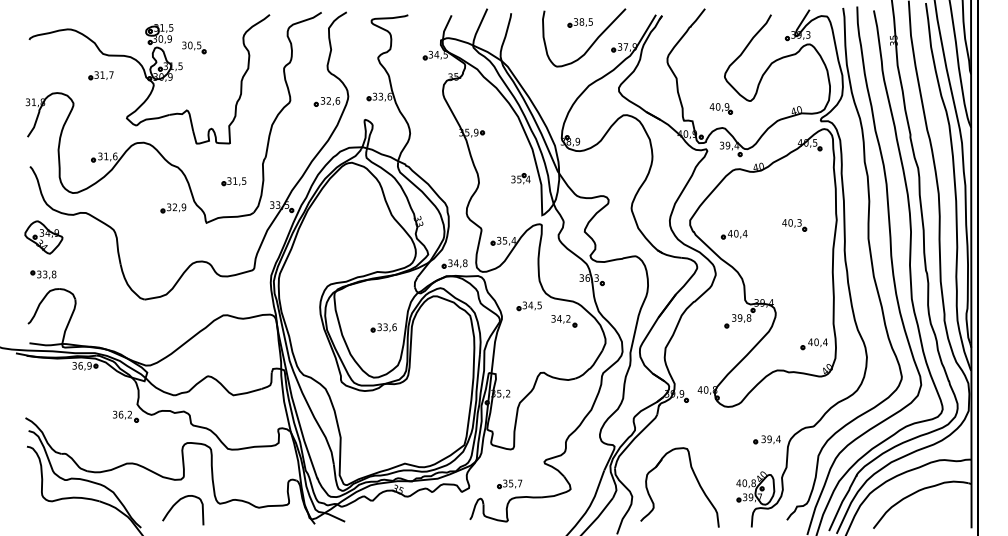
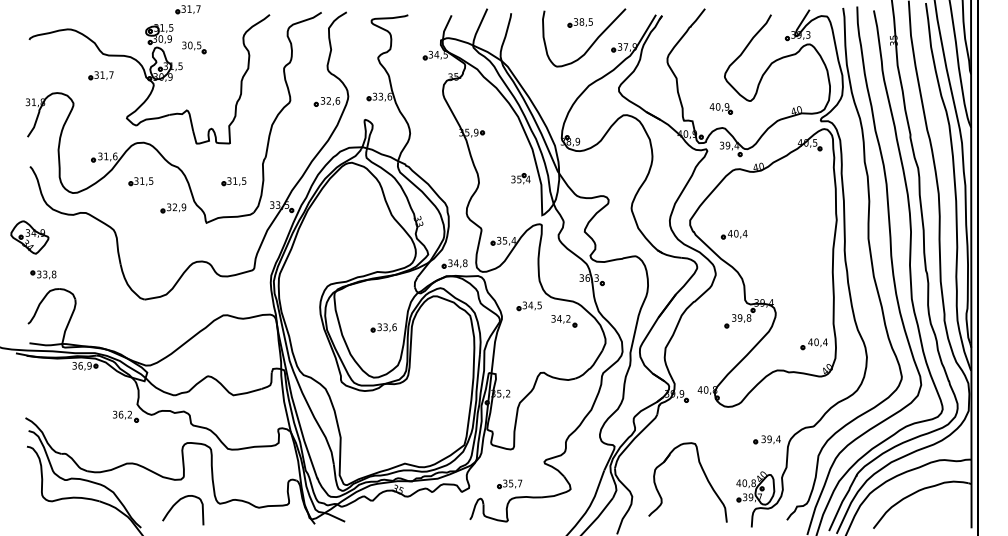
part: none -> present (187, 9)
part: none -> present (140, 181)
part: present -> none (794, 225)
part position: (43, 237) -> (29, 237) (29, 237)
part position: (695, 478) -> (703, 473) (703, 473)
